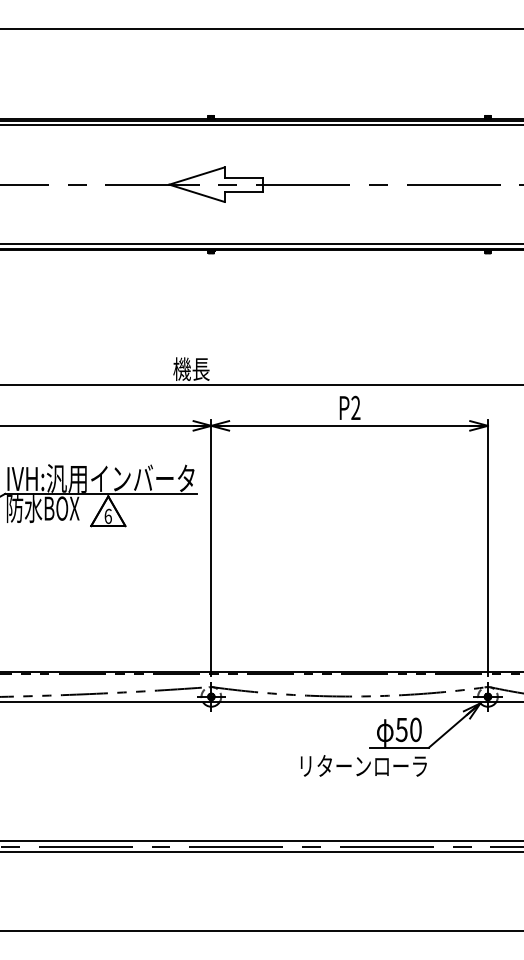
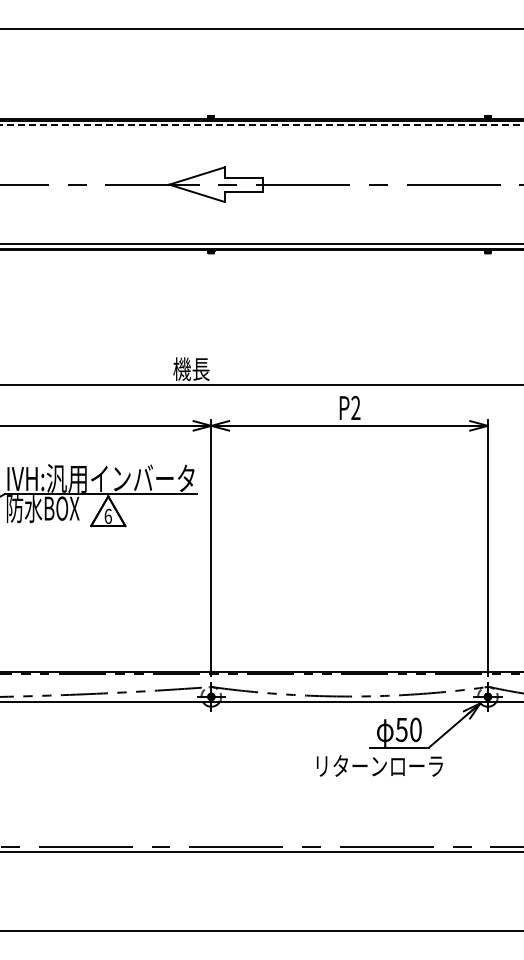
line: solid -> dashed (262, 125)
text position: (363, 765) -> (379, 765) (379, 765)
line: present -> none (261, 841)
